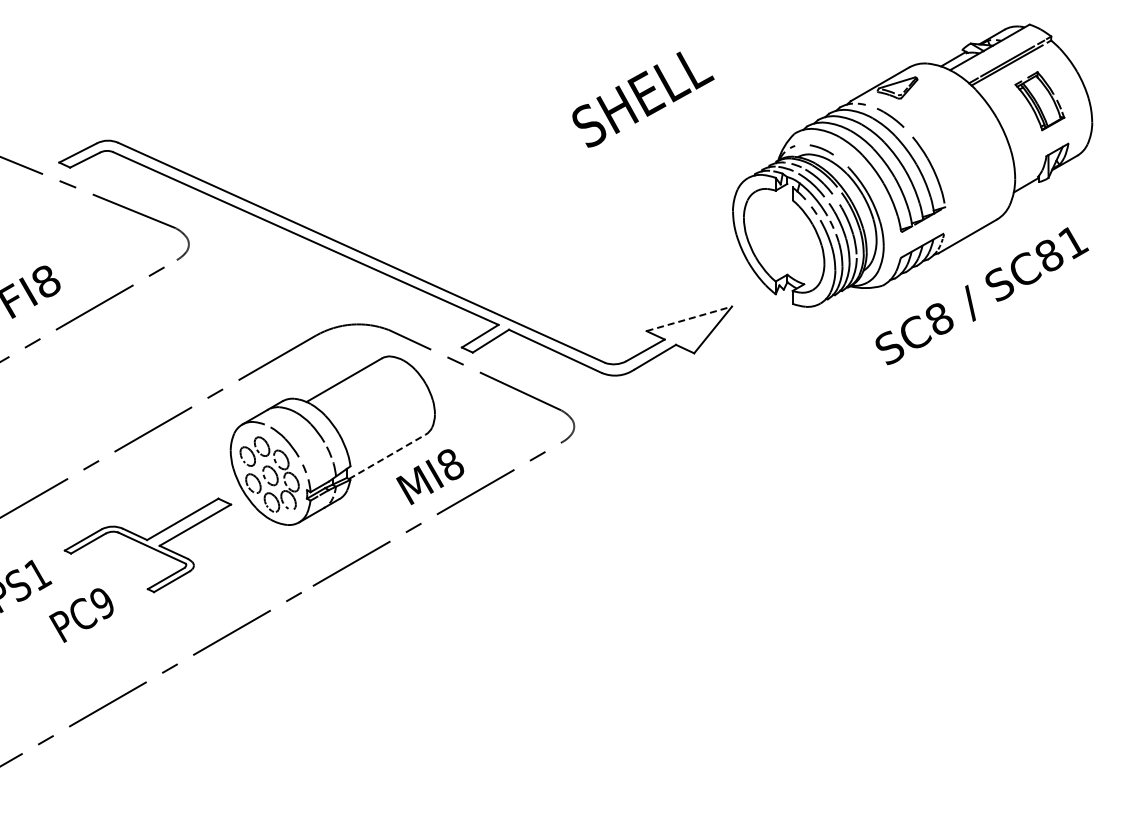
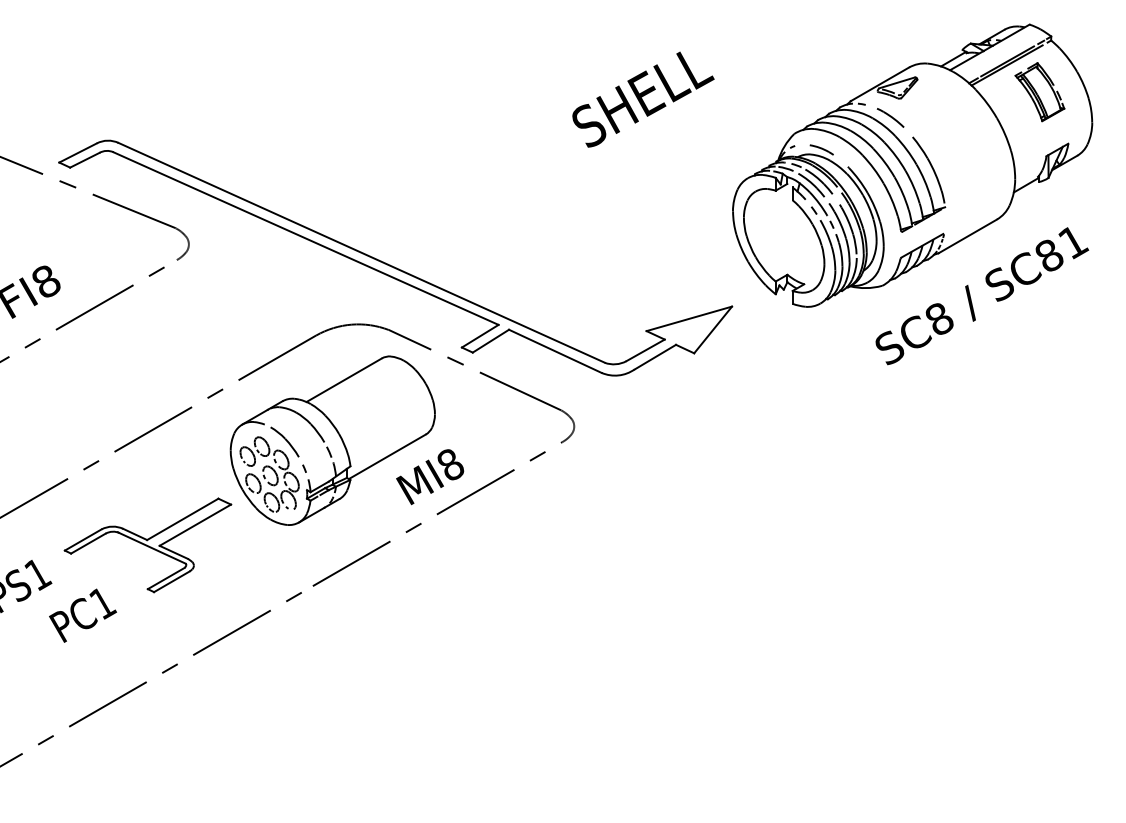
part position: (1039, 101) -> (1039, 92) (1039, 92)
line: dashed -> solid (689, 318)
line: dashed -> solid (387, 456)
text: PC9 -> PC1 (103, 603)
